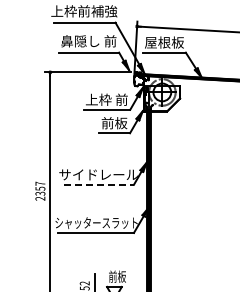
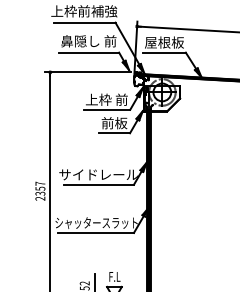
line: dashed -> solid (99, 184)
text: 前板 -> F.L (117, 276)
